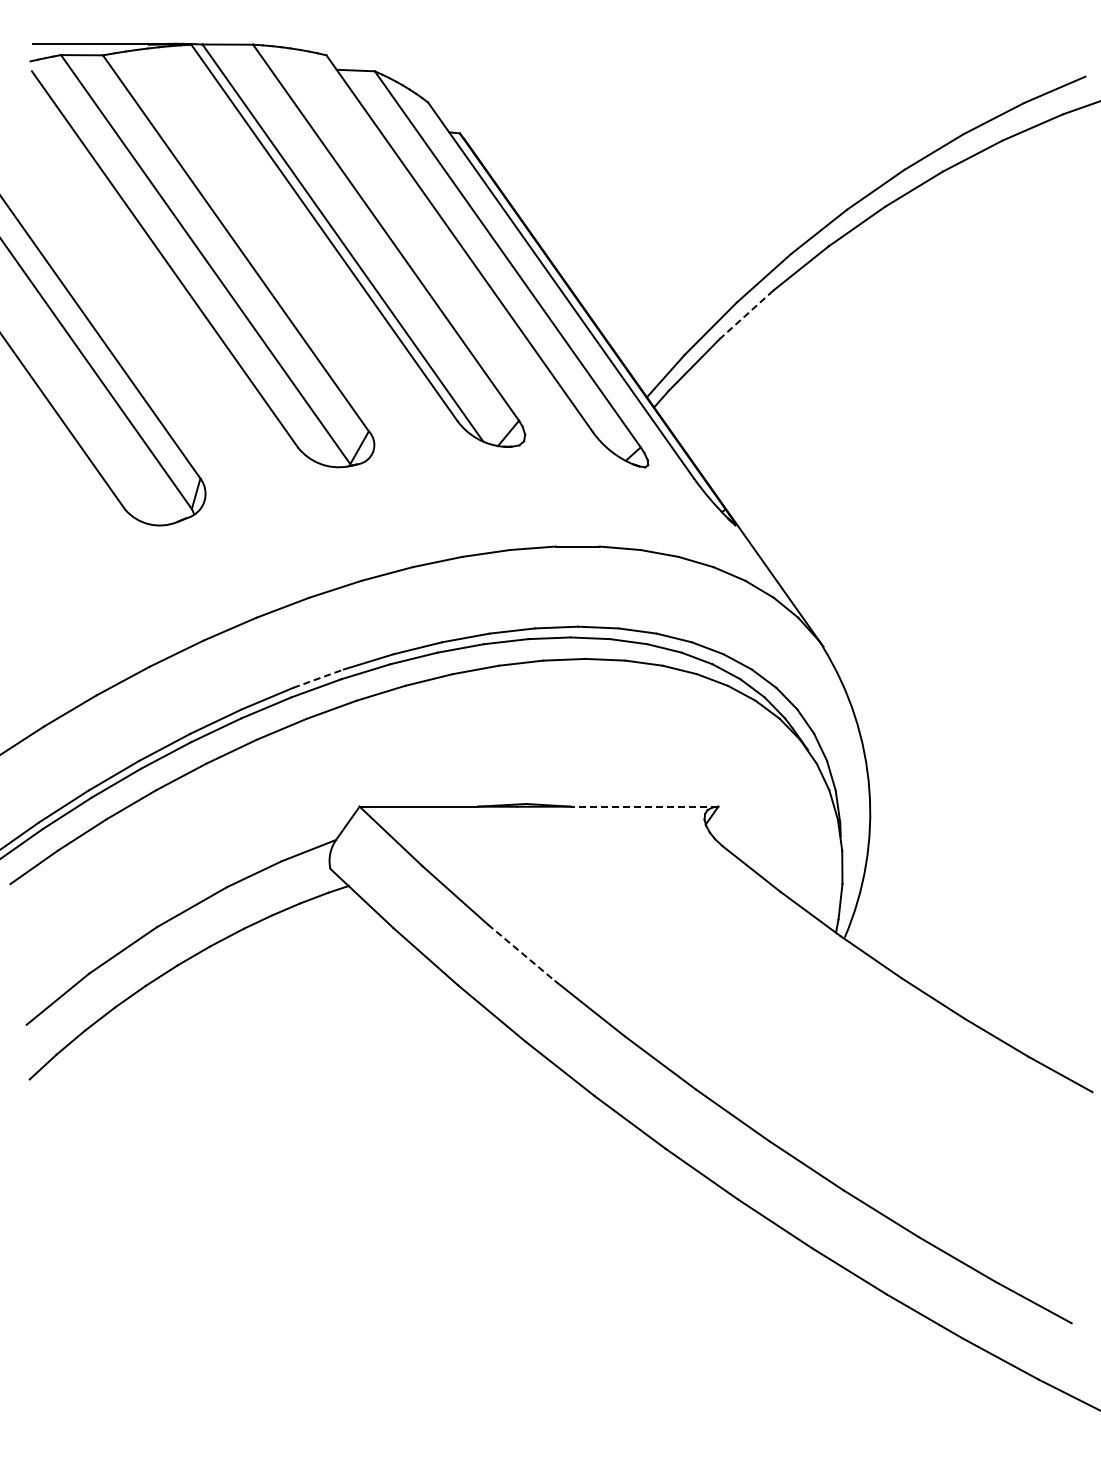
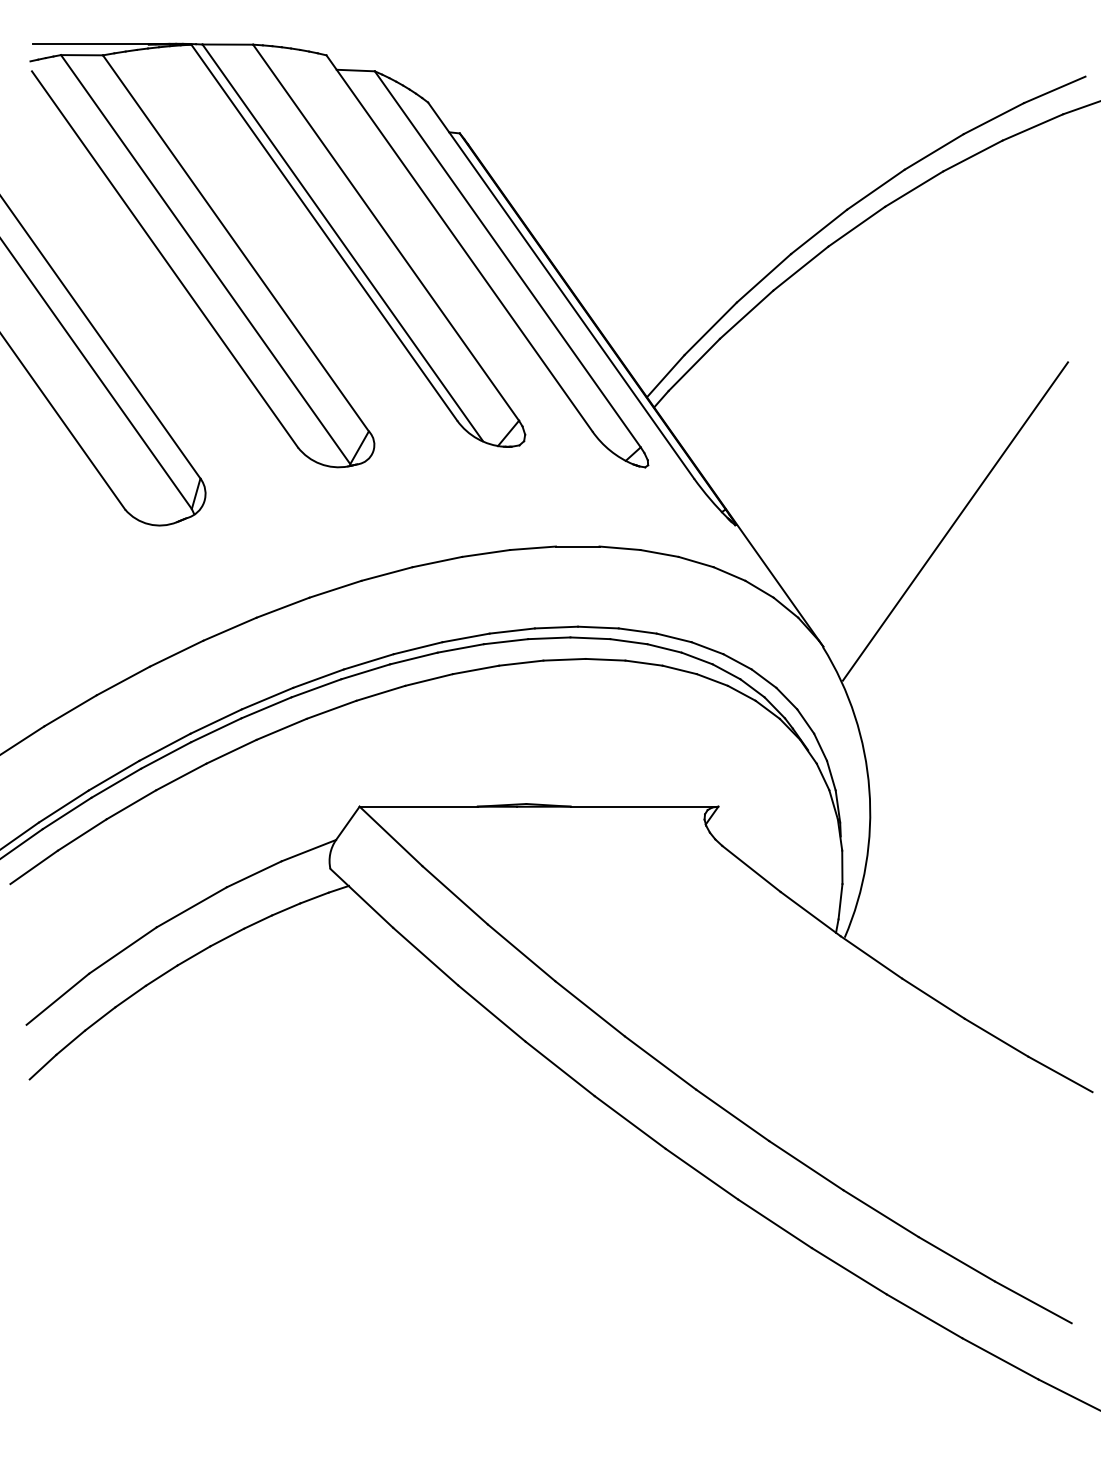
line: dashed -> solid (746, 314)
line: none -> present (955, 521)
line: dashed -> solid (318, 678)
line: dashed -> solid (644, 806)
line: dashed -> solid (521, 953)
